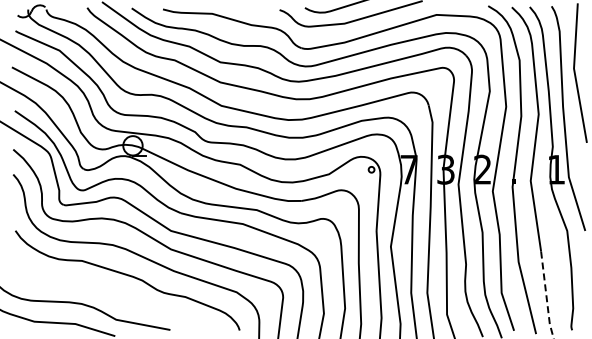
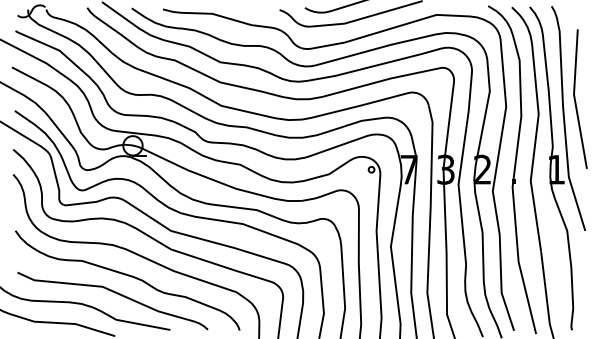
line position: (575, 72) -> (575, 98) (575, 98)
curve: none -> present (115, 293)
line: dashed -> solid (546, 296)
